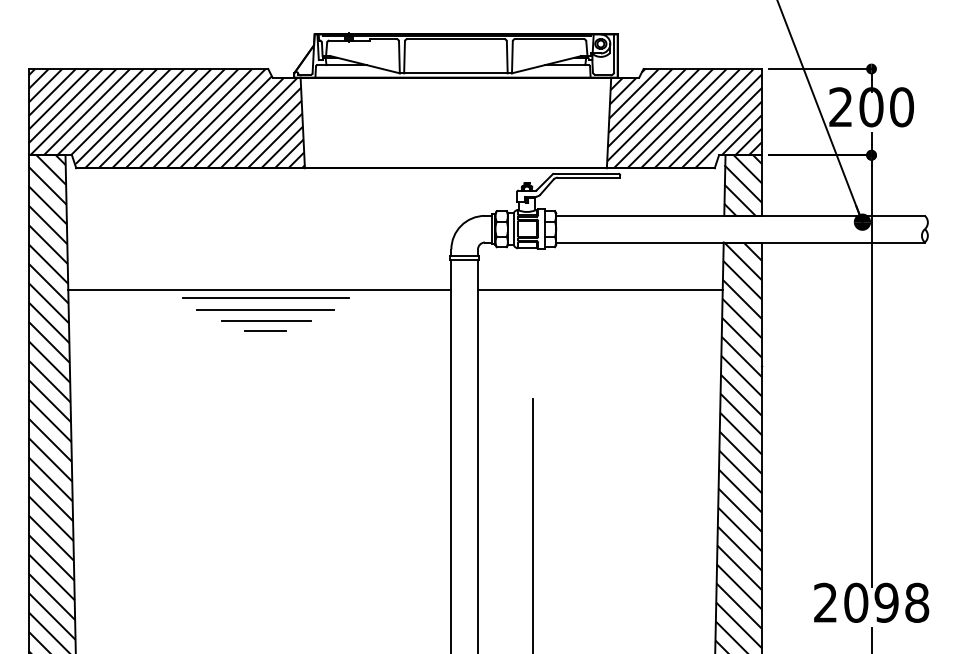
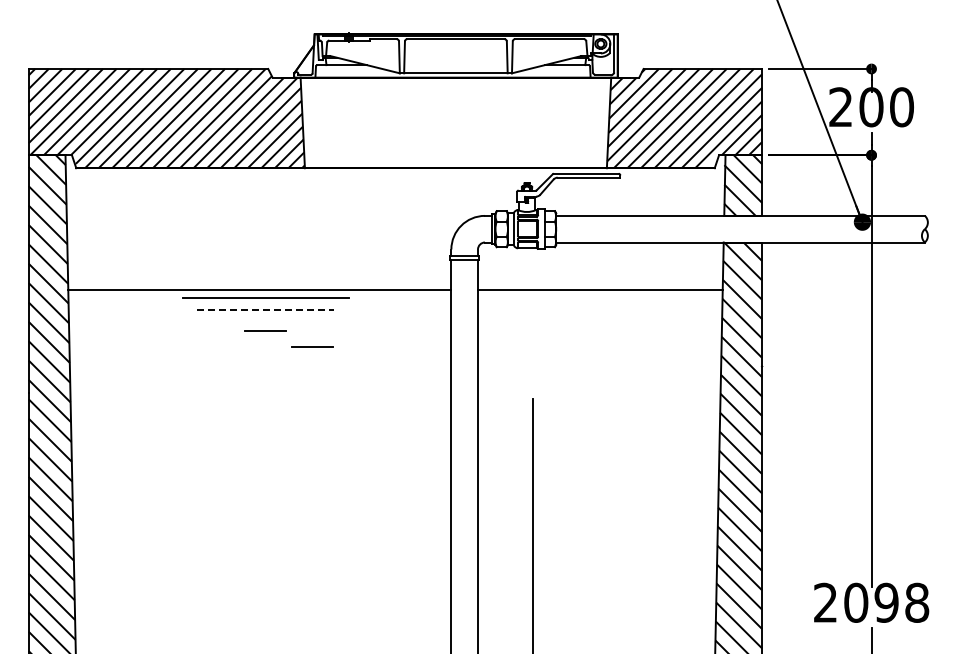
line: solid -> dashed (265, 309)
line: present -> none (266, 320)
line: none -> present (312, 346)
